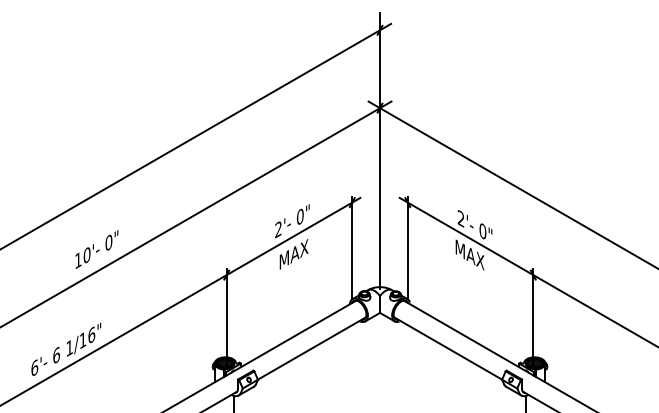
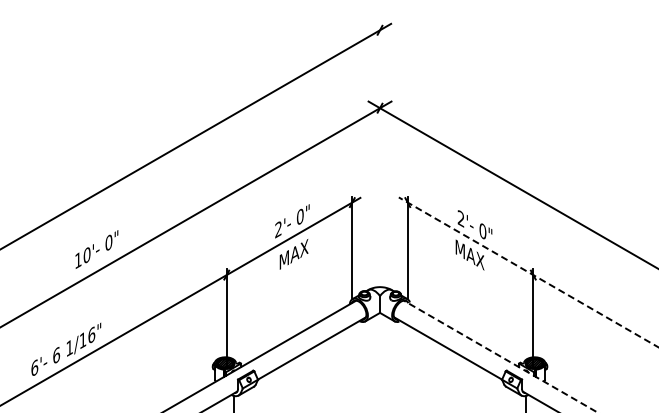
line: present -> none (380, 150)
line: solid -> dashed (528, 272)
line: solid -> dashed (500, 356)
